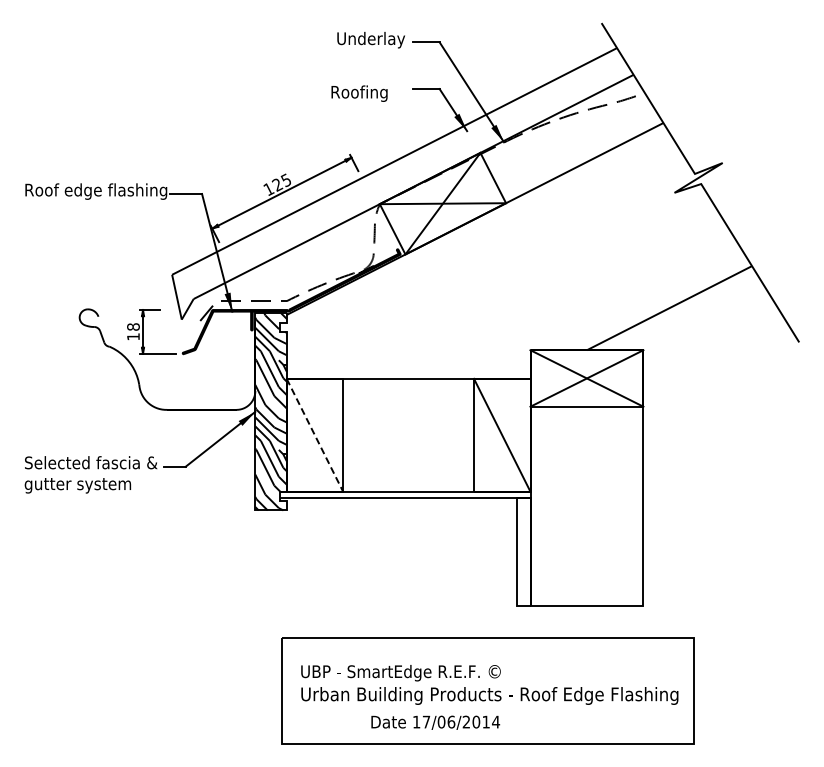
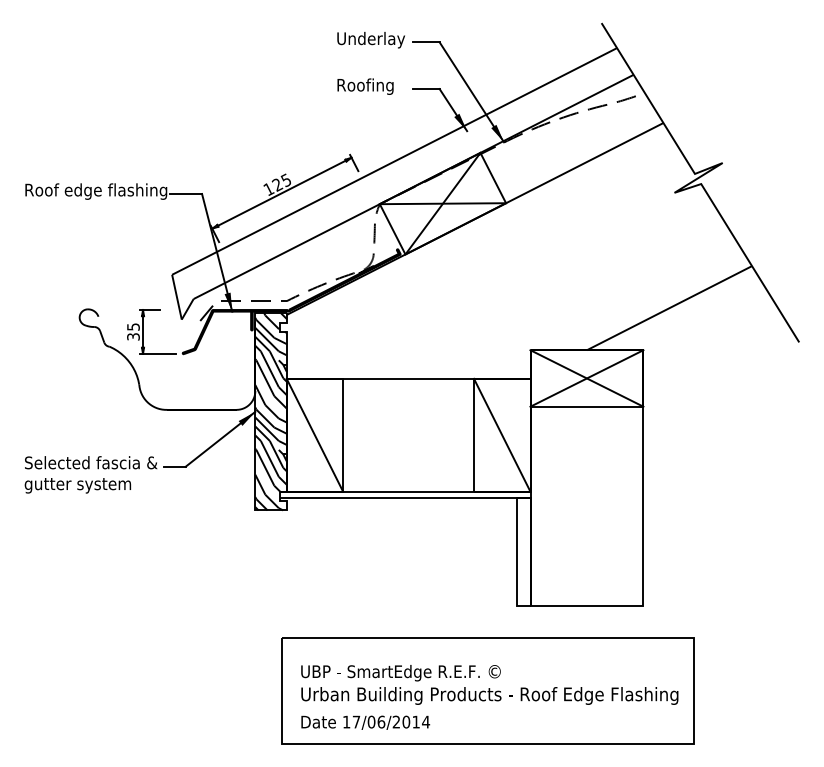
text position: (359, 93) -> (365, 86) (365, 86)
text: 18 -> 35 (133, 331)
line: dashed -> solid (315, 435)
text position: (435, 722) -> (365, 722) (365, 722)
